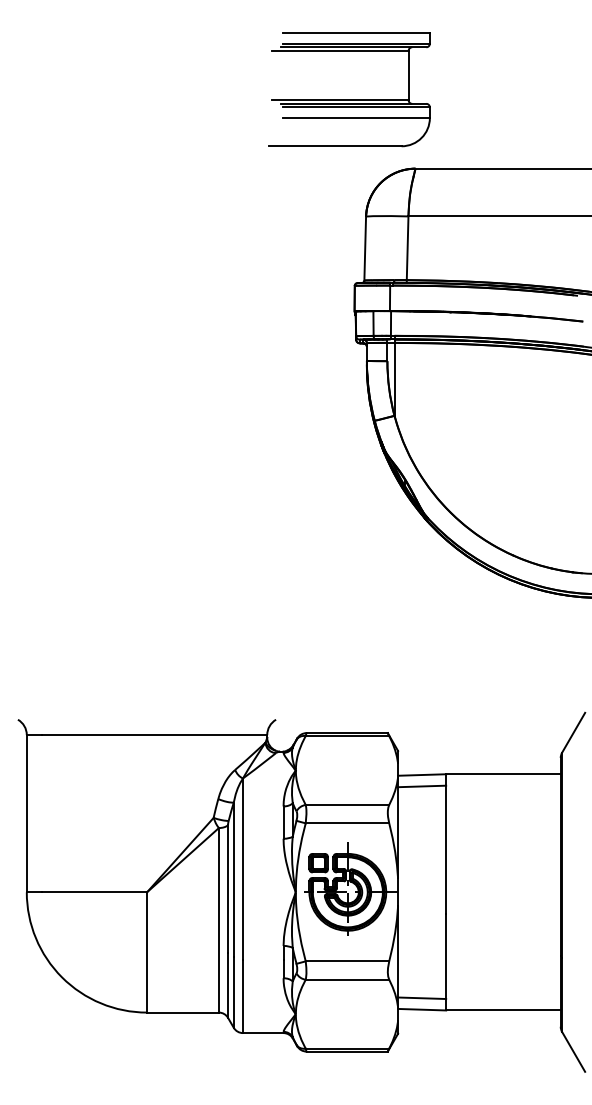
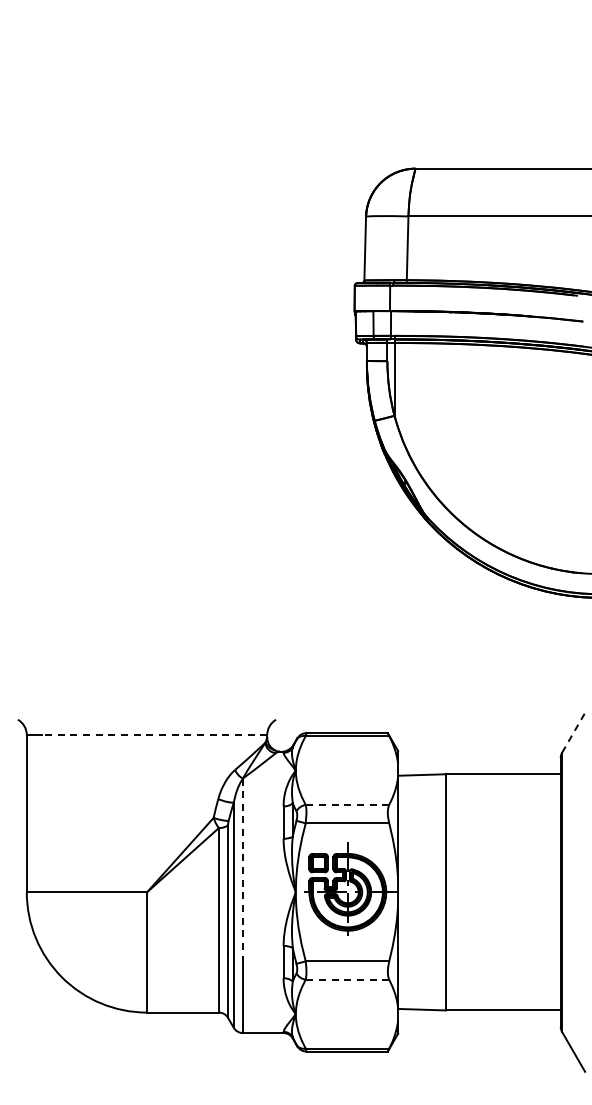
part: present -> none (349, 99)
line: solid -> dashed (573, 732)
line: solid -> dashed (154, 735)
line: present -> none (422, 786)
line: solid -> dashed (347, 804)
line: solid -> dashed (242, 869)
line: solid -> dashed (347, 979)
line: present -> none (422, 998)
